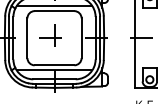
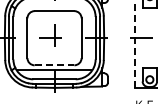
line: present -> none (54, 6)
line: solid -> dashed (135, 44)
line: solid -> dashed (54, 65)
